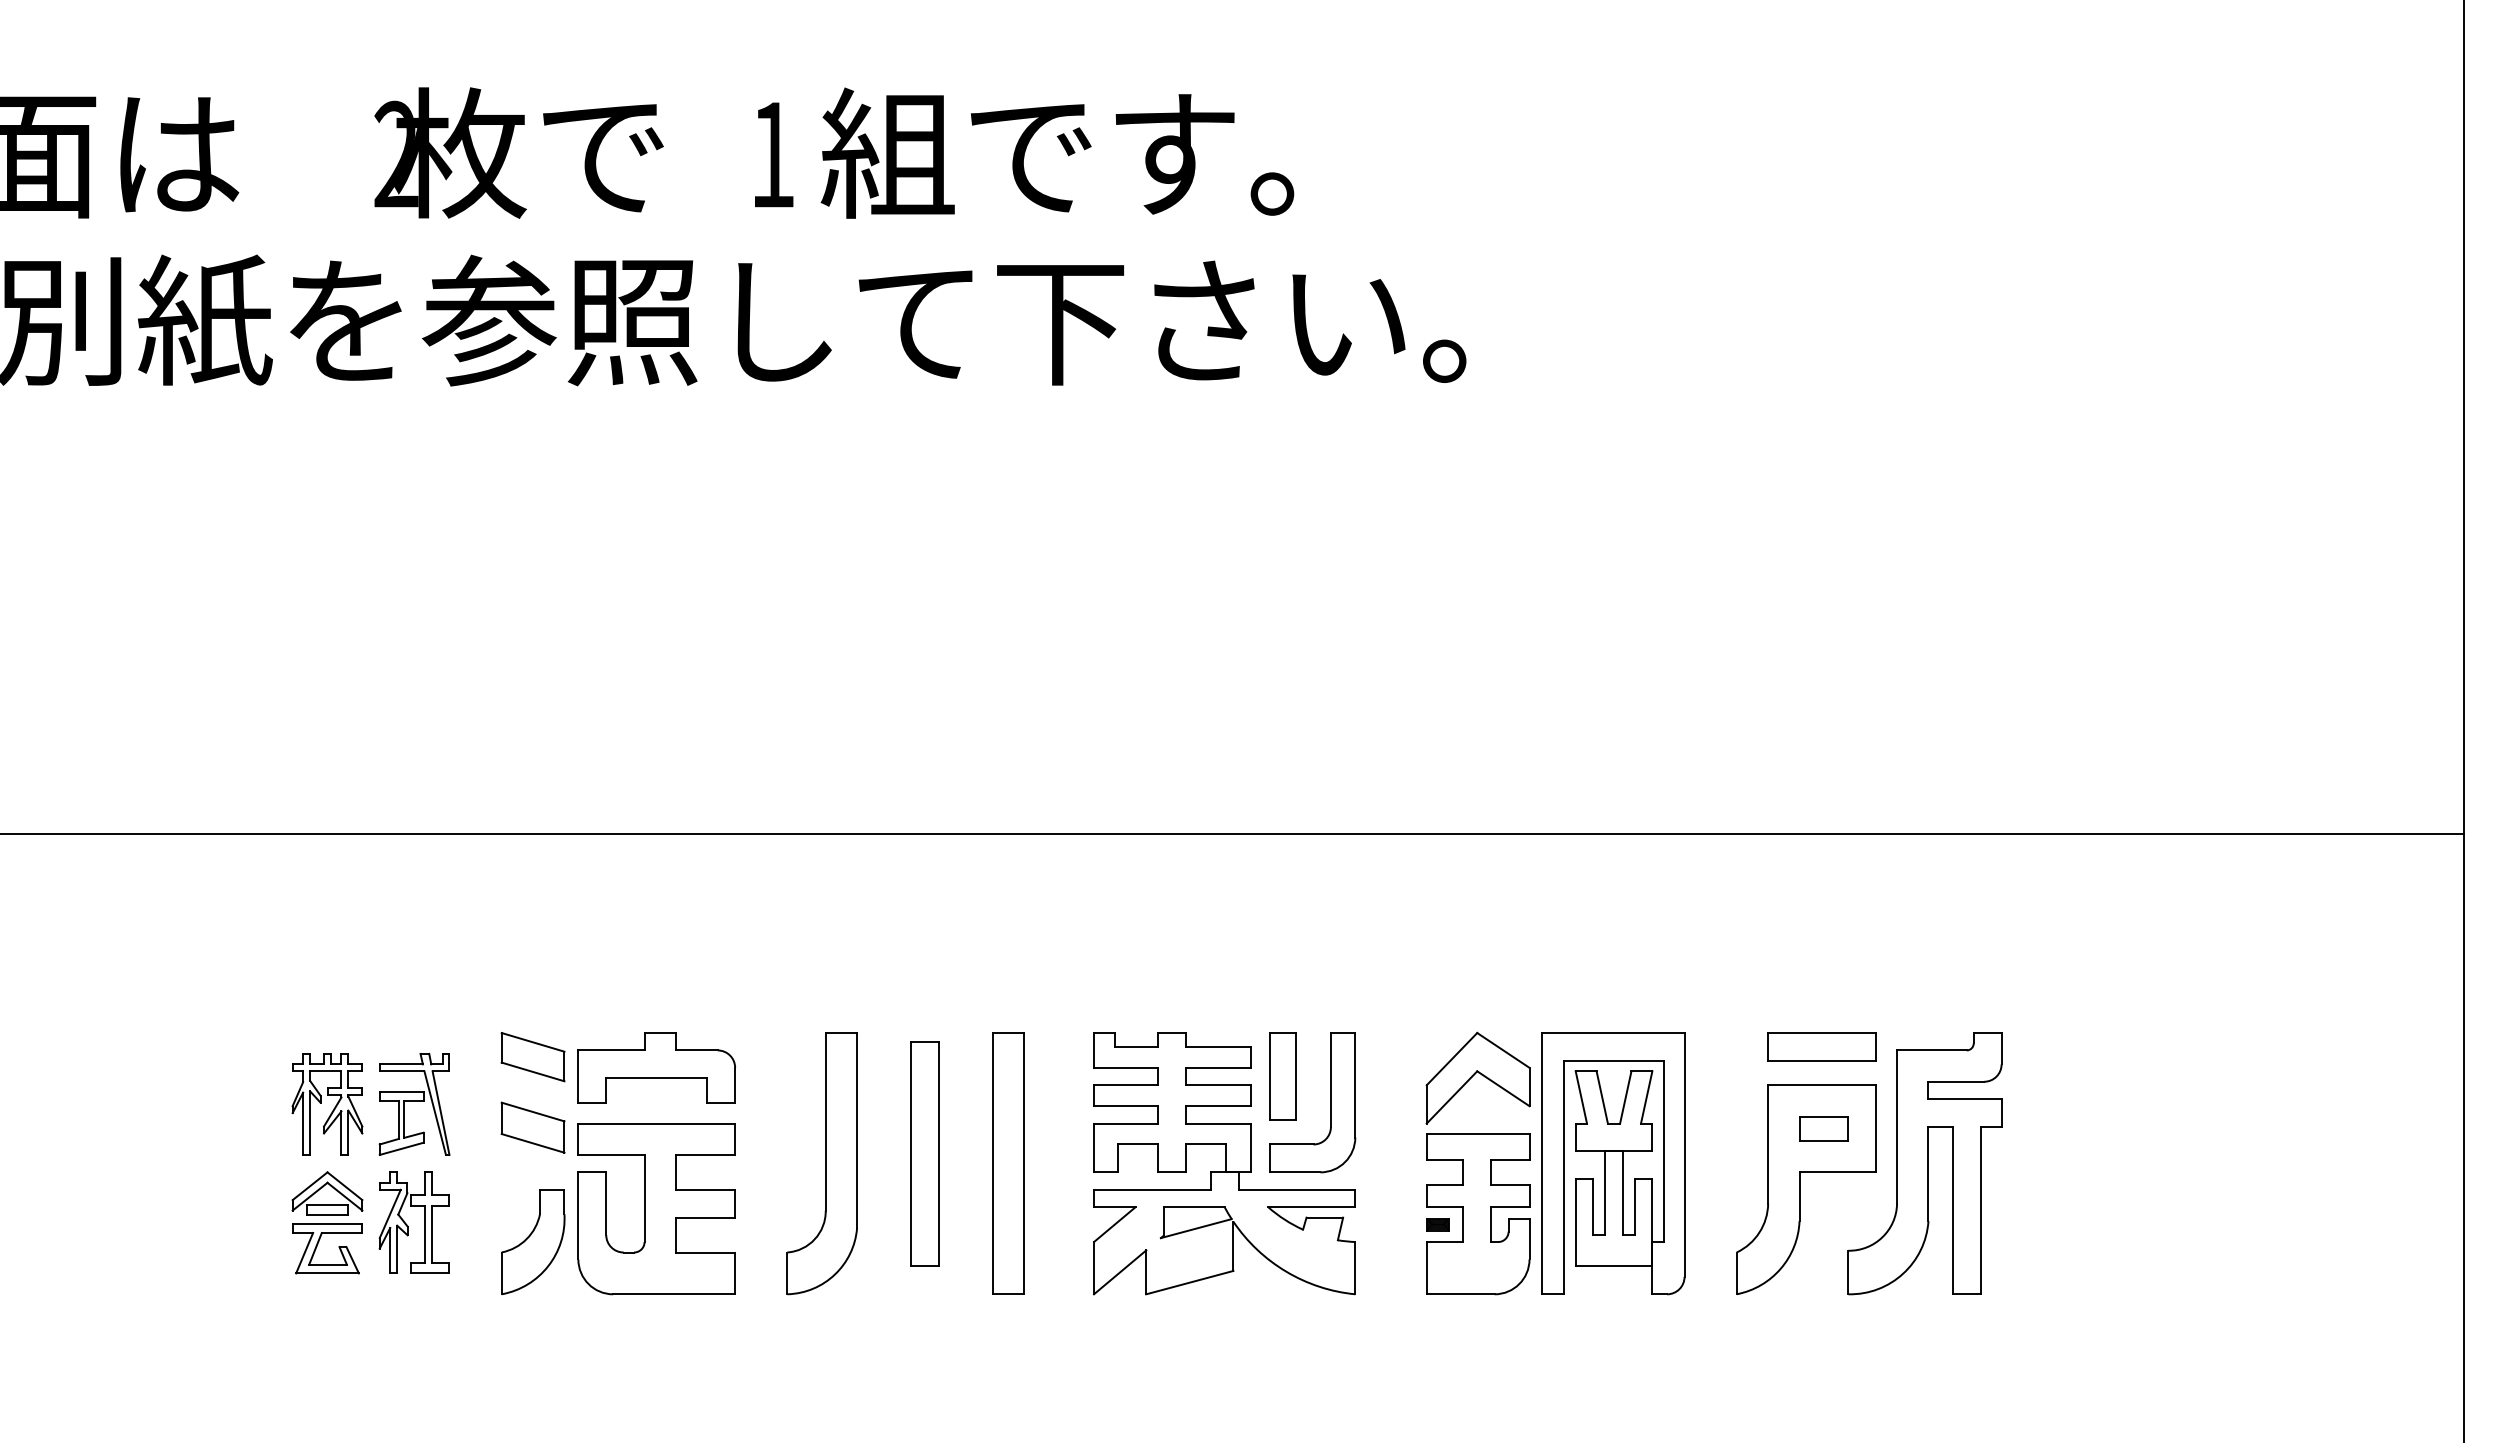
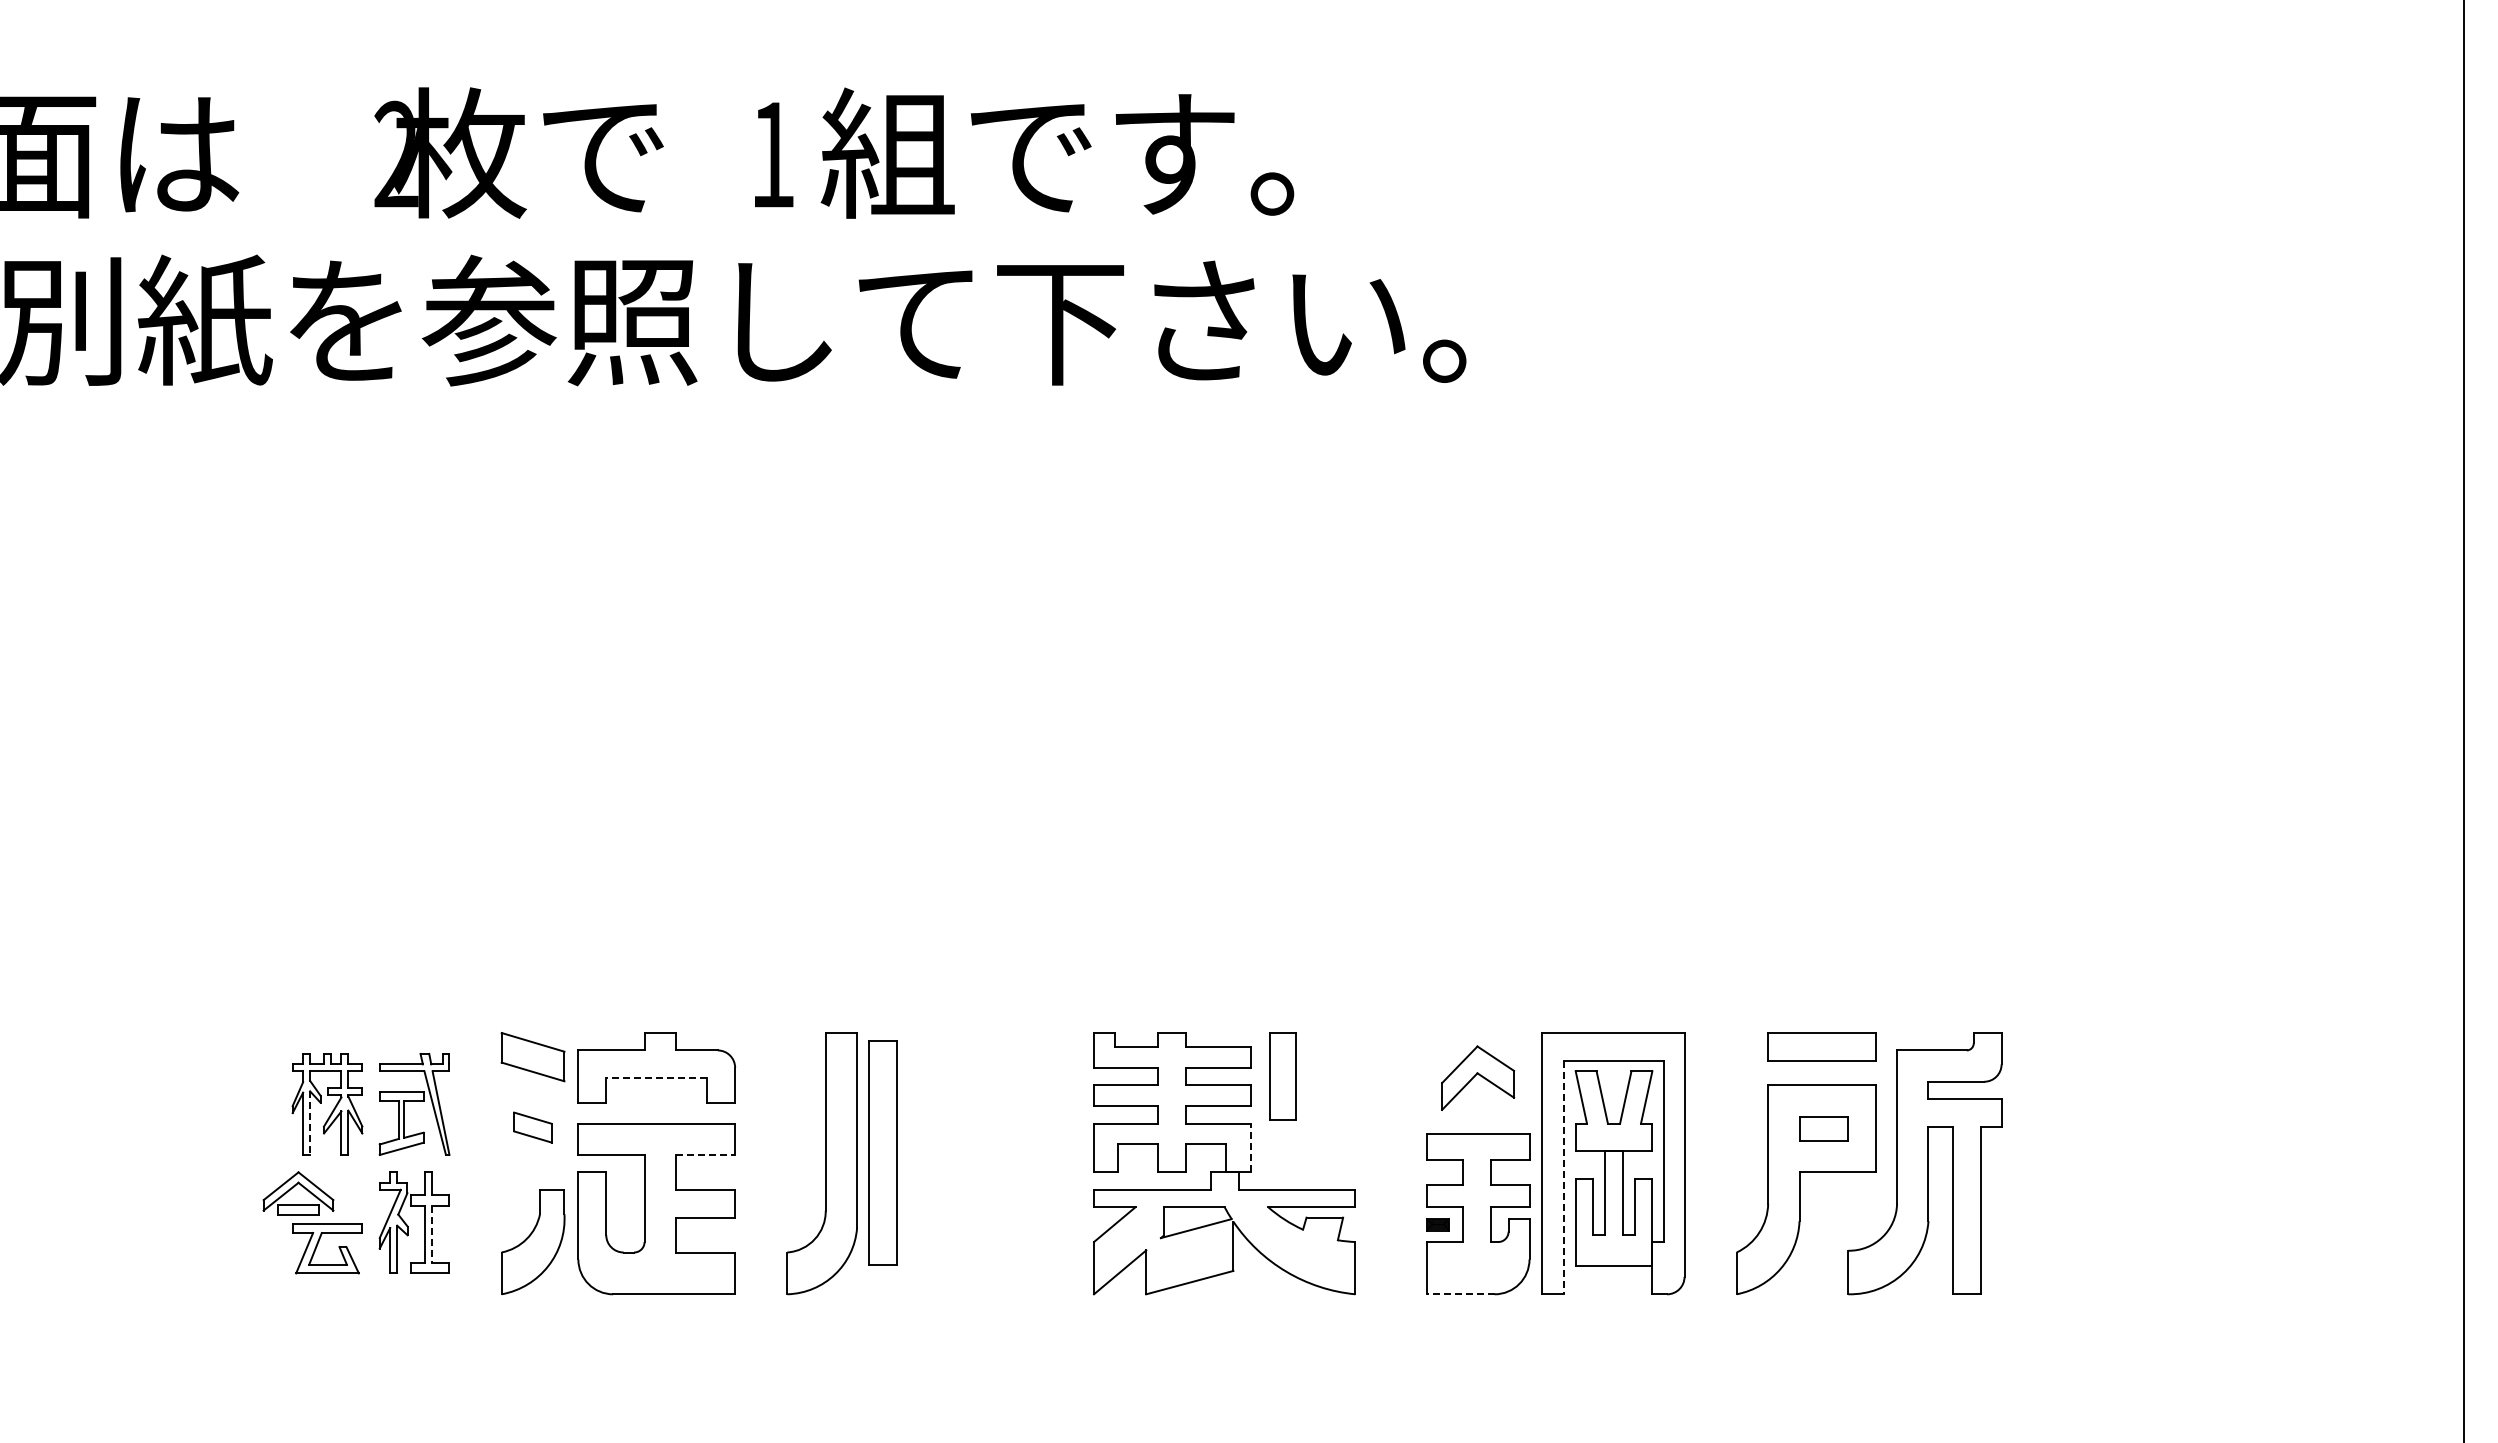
line: present -> none (1233, 834)
part size: 106x94 px -> 75x66 px (1478, 1077)
line: solid -> dashed (656, 1078)
part: present -> none (1330, 1102)
line: solid -> dashed (310, 1123)
part size: 66x53 px -> 40x33 px (532, 1127)
line: solid -> dashed (1250, 1147)
part position: (924, 1153) -> (882, 1152) (882, 1152)
line: solid -> dashed (705, 1154)
part: present -> none (1008, 1163)
line: solid -> dashed (1564, 1177)
part position: (322, 1188) -> (293, 1188) (293, 1188)
line: solid -> dashed (432, 1234)
line: solid -> dashed (1460, 1294)
